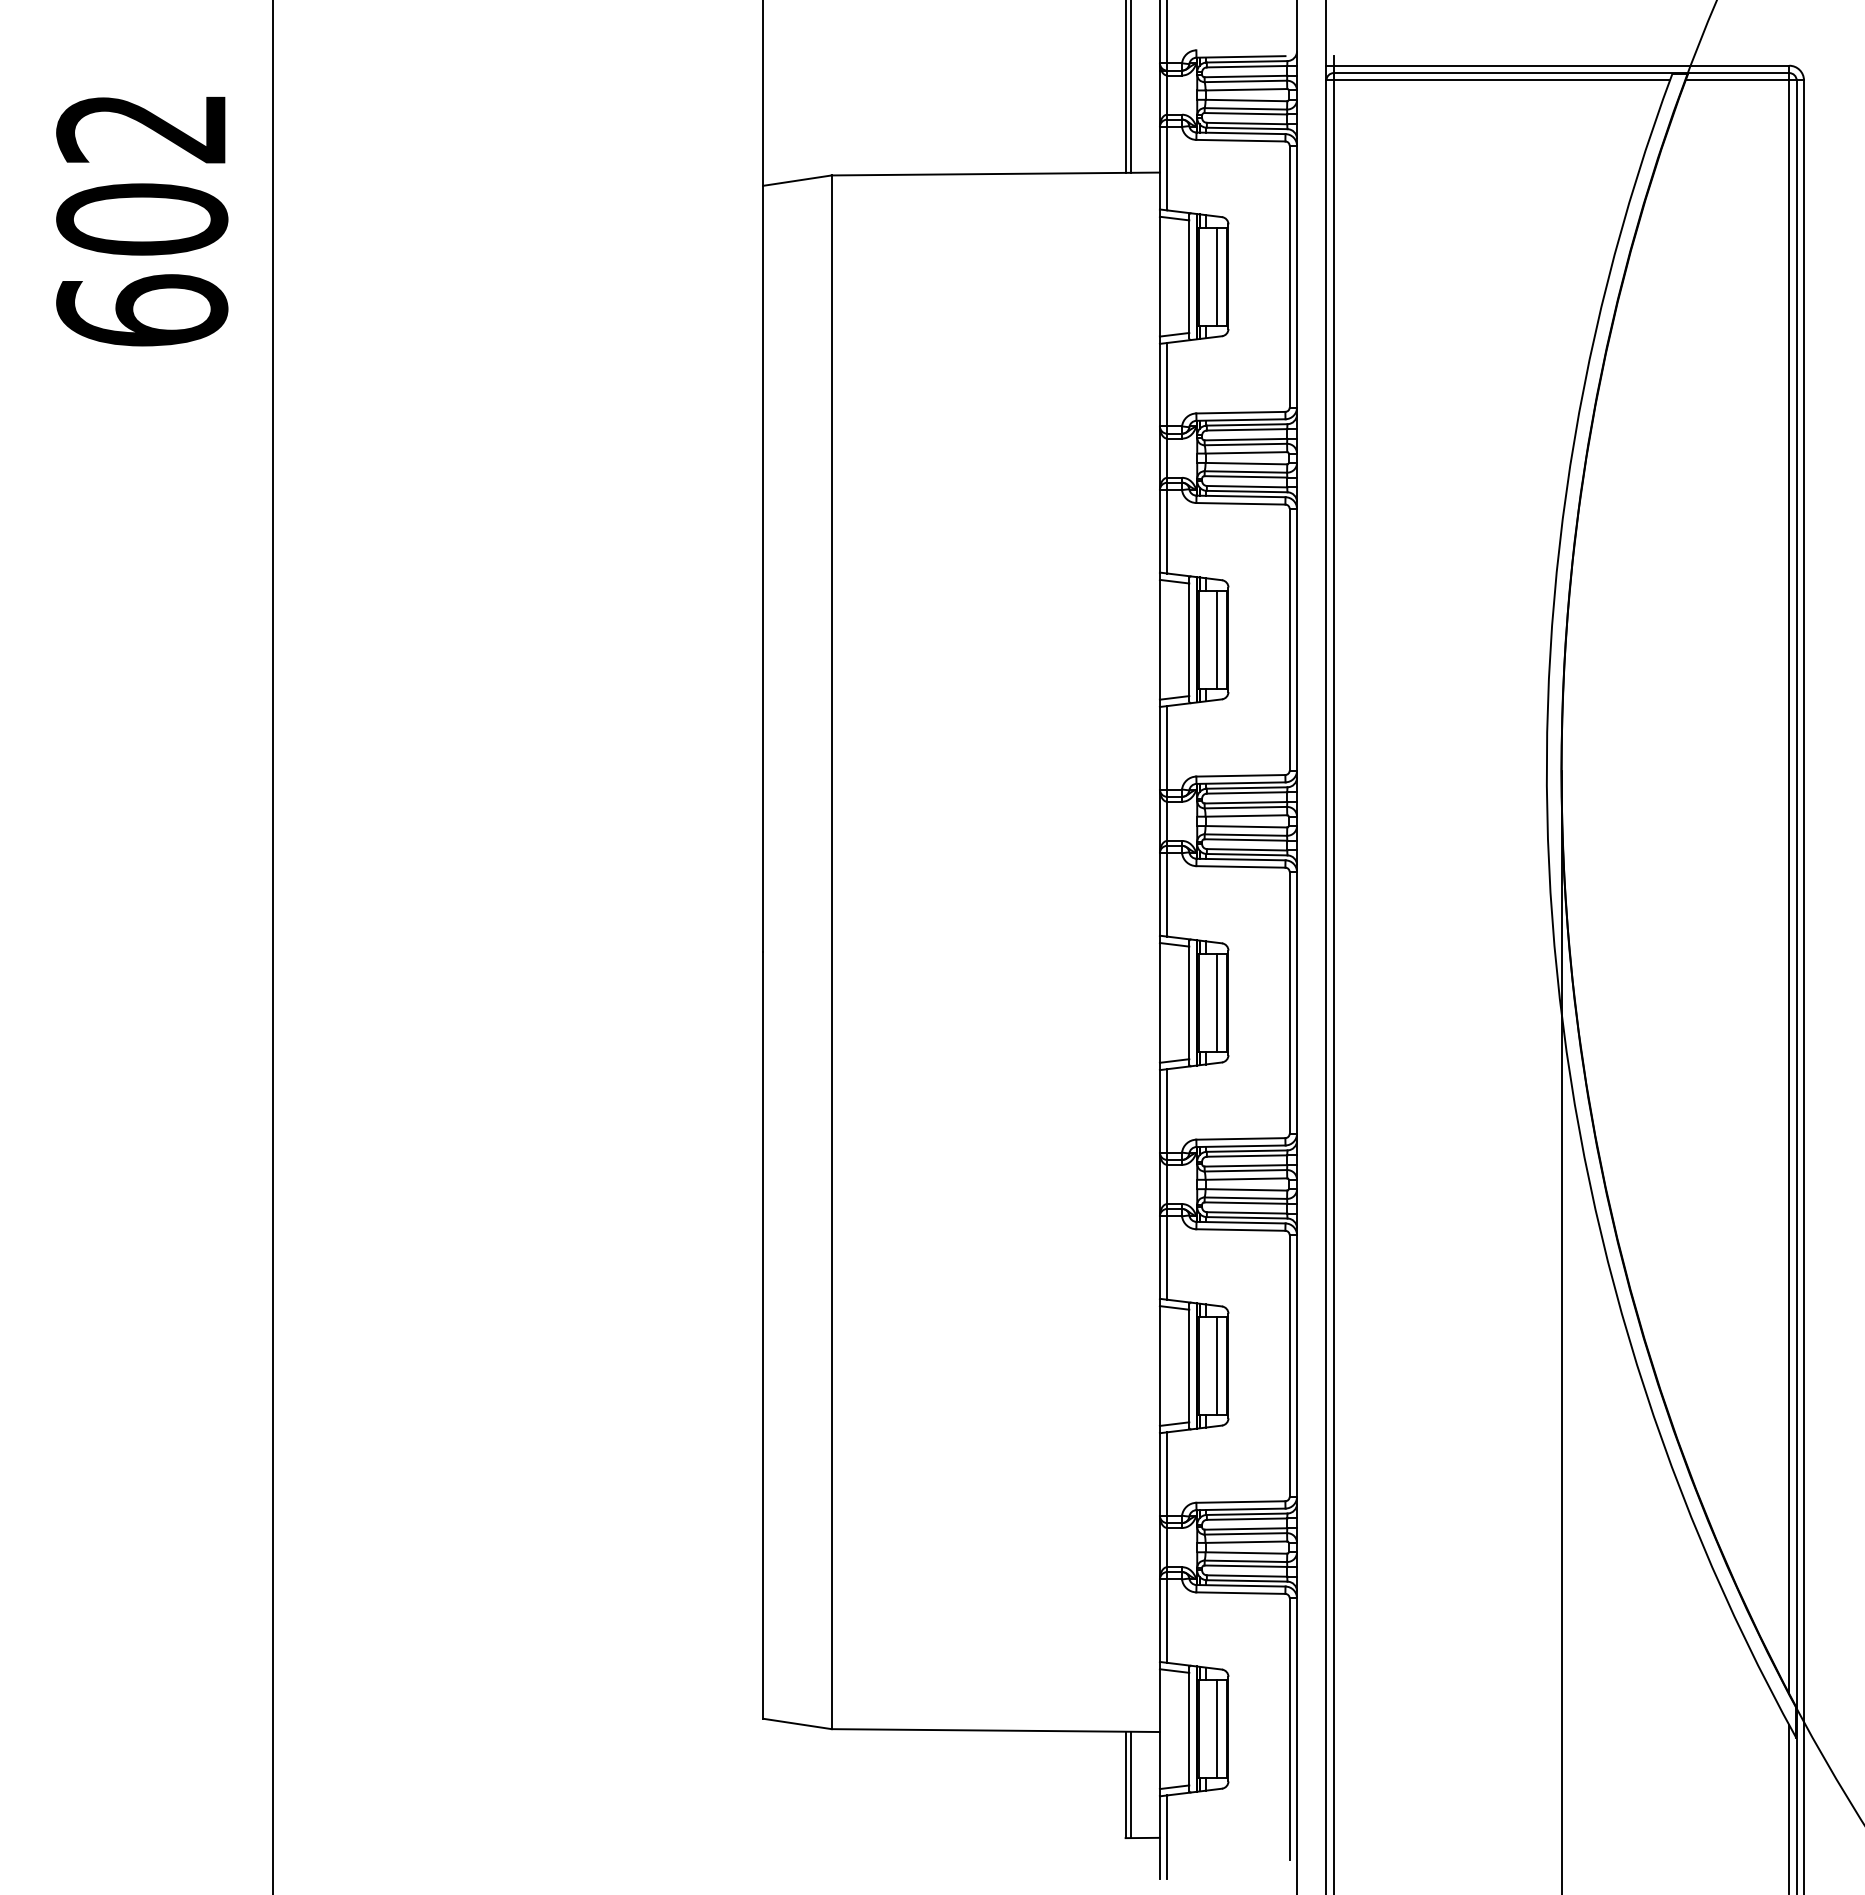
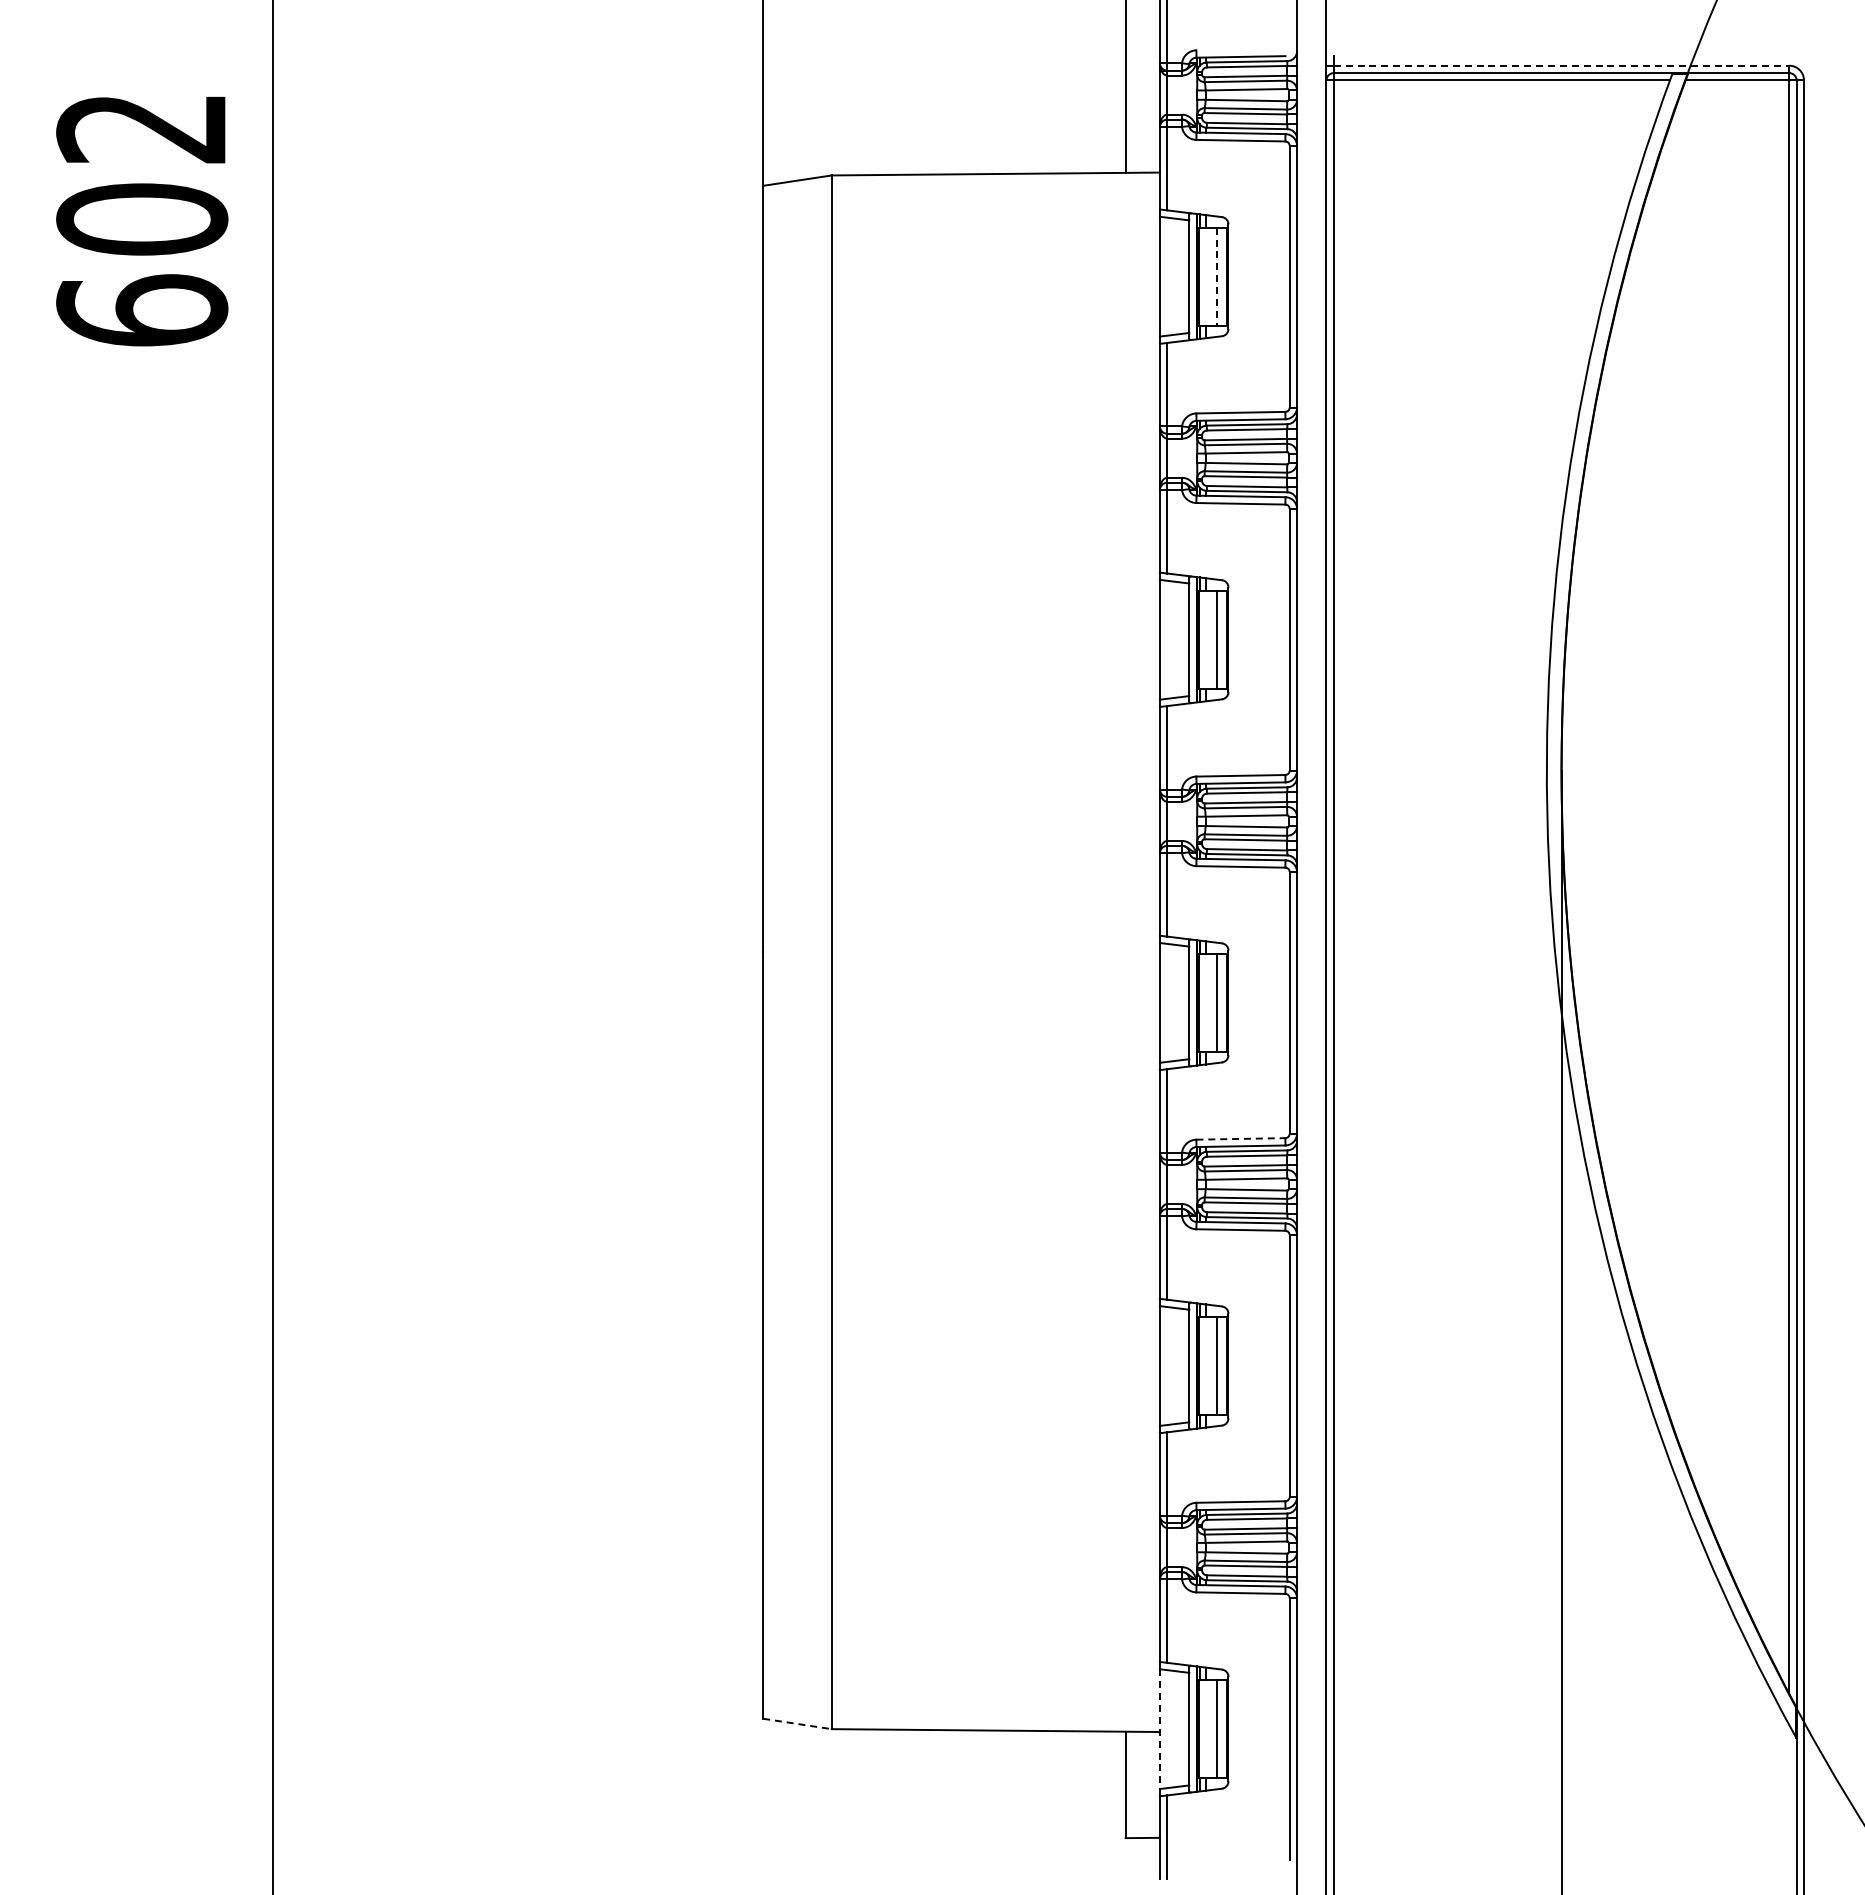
line: solid -> dashed (1561, 65)
line: present -> none (1130, 87)
line: solid -> dashed (1216, 276)
line: solid -> dashed (1240, 1138)
line: solid -> dashed (797, 1723)
line: solid -> dashed (1159, 1729)
line: present -> none (1130, 1784)
line: present -> none (1789, 1808)
